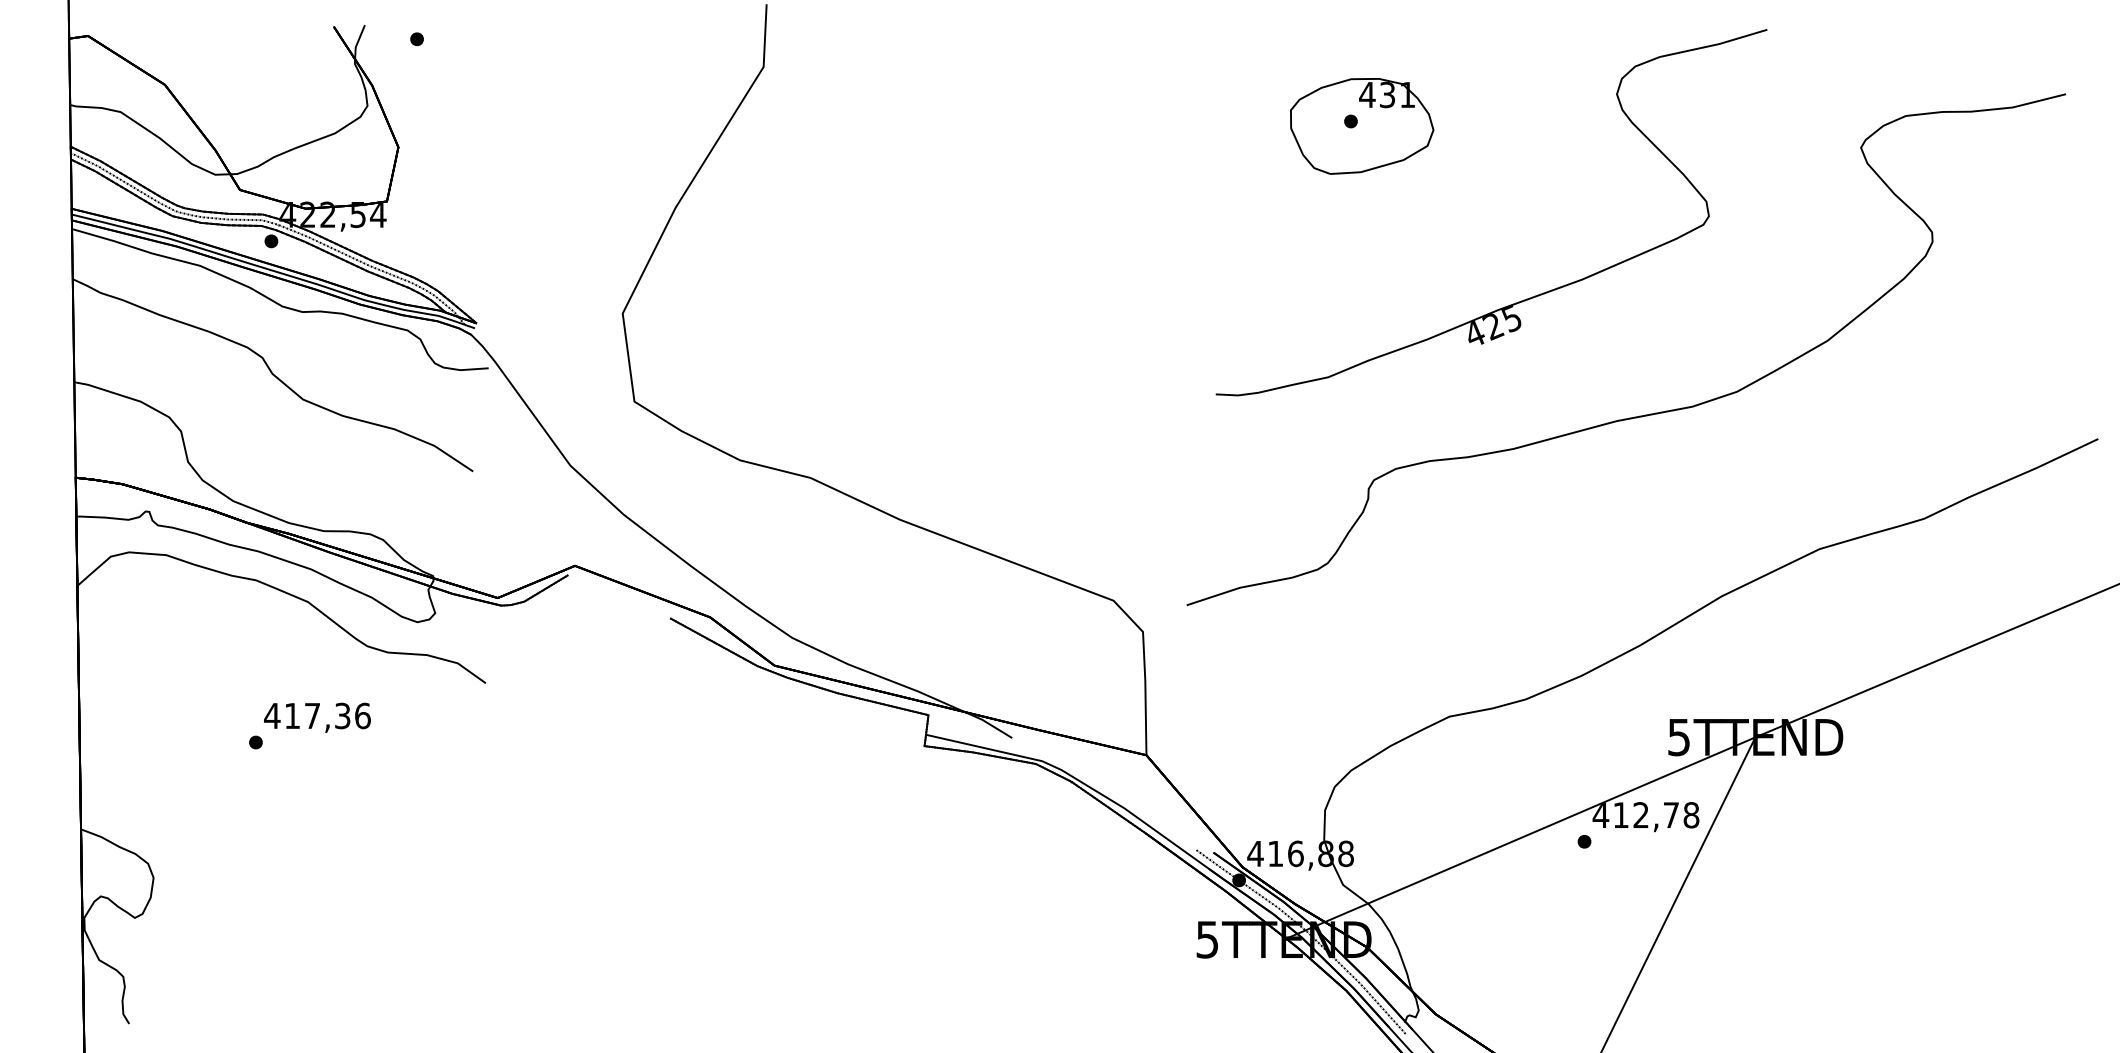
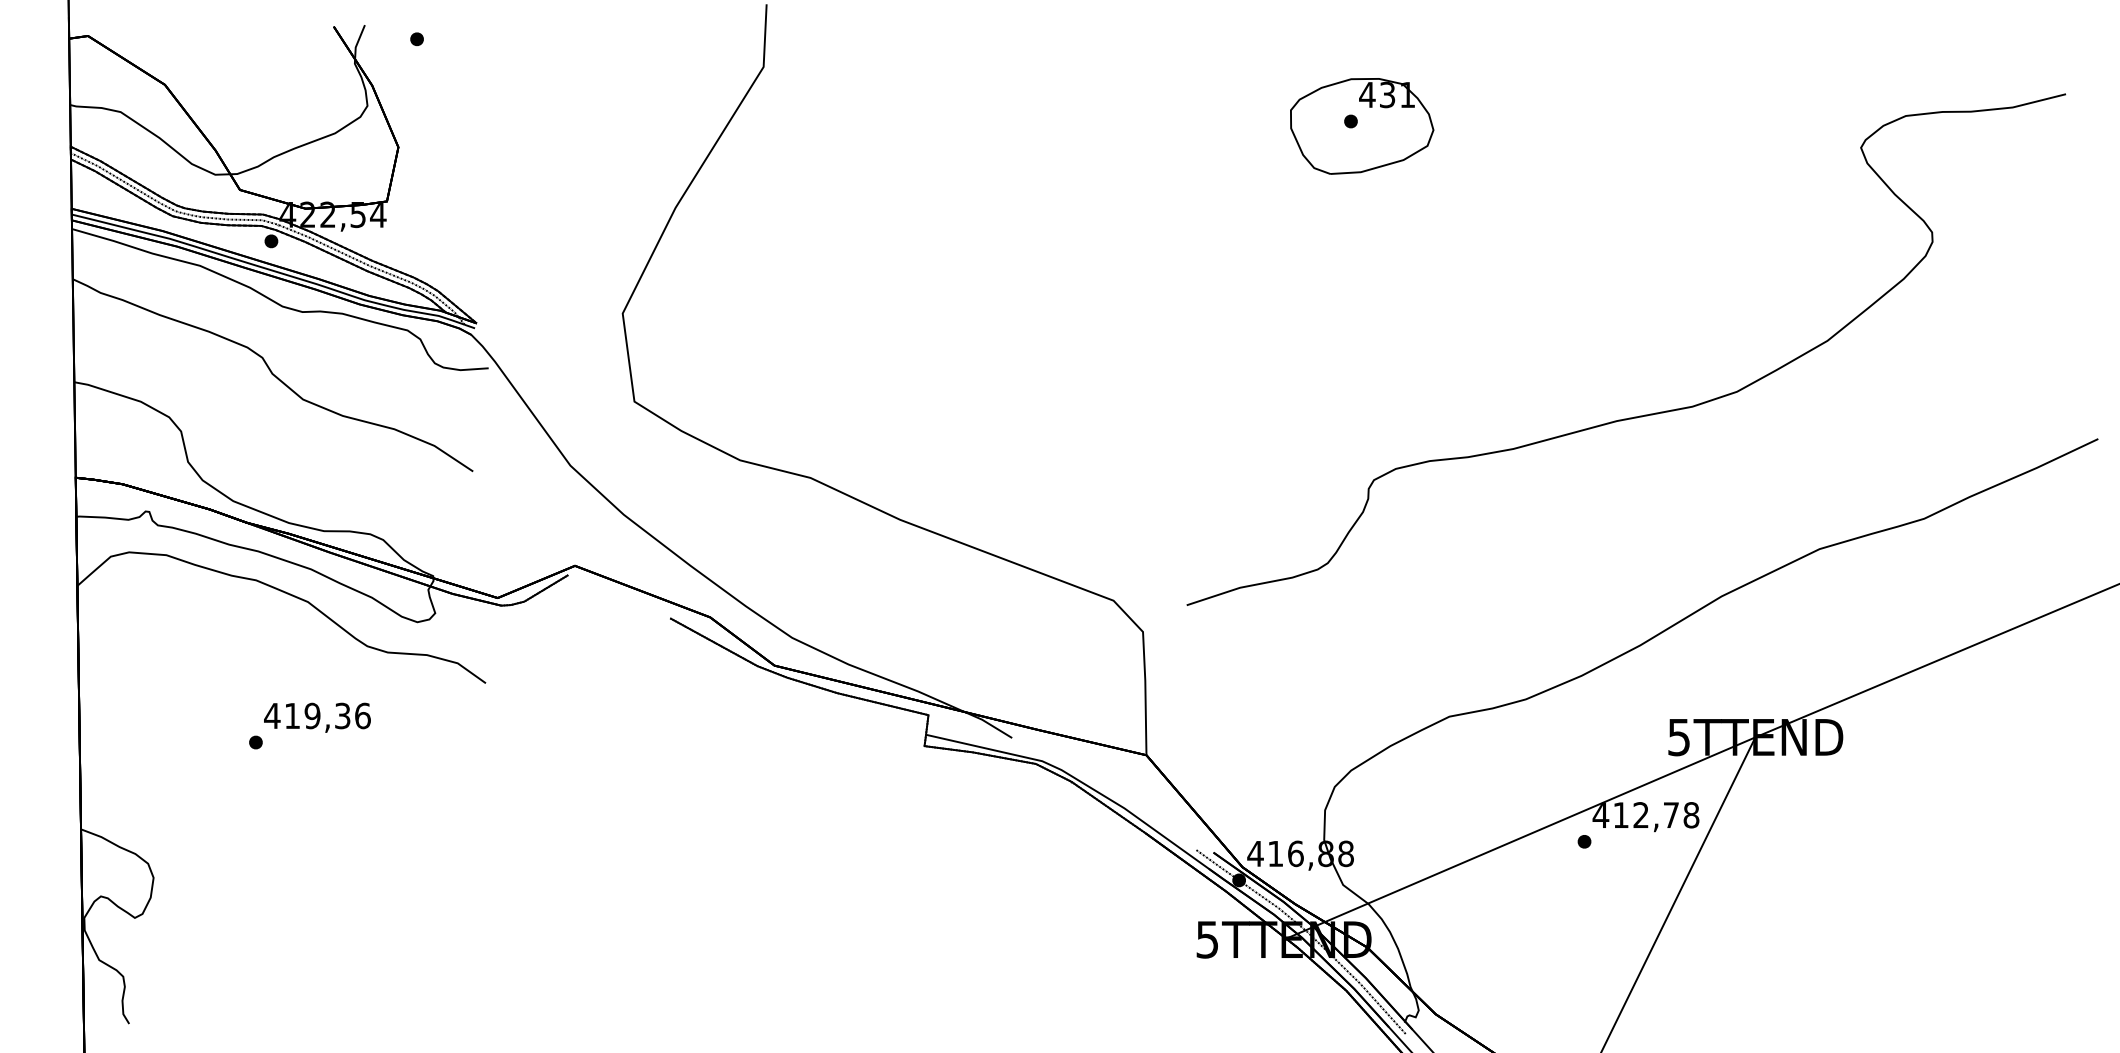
part: present -> none (1526, 298)
text: 417,36 -> 419,36 (312, 715)
